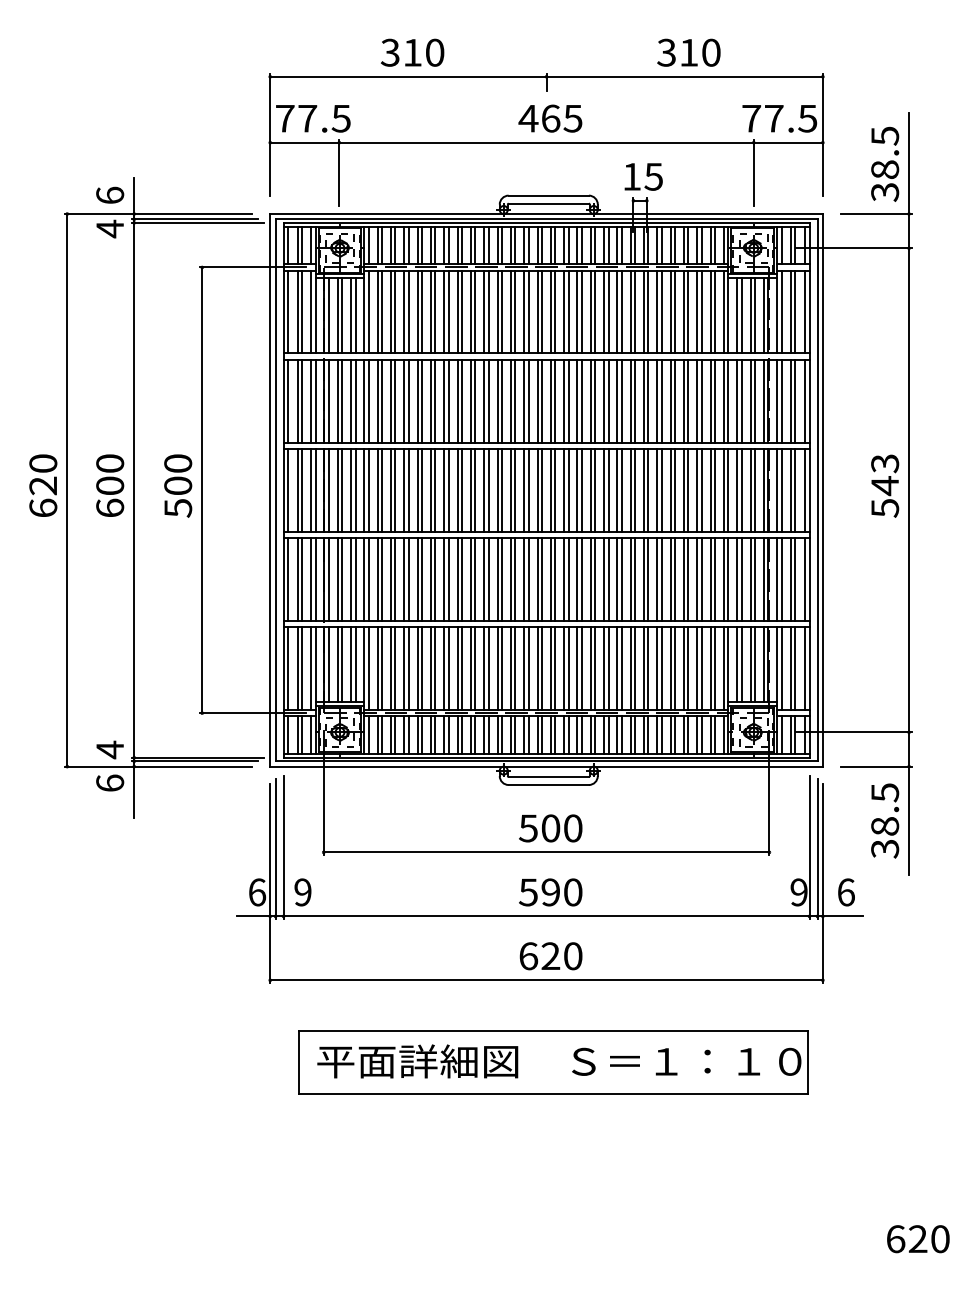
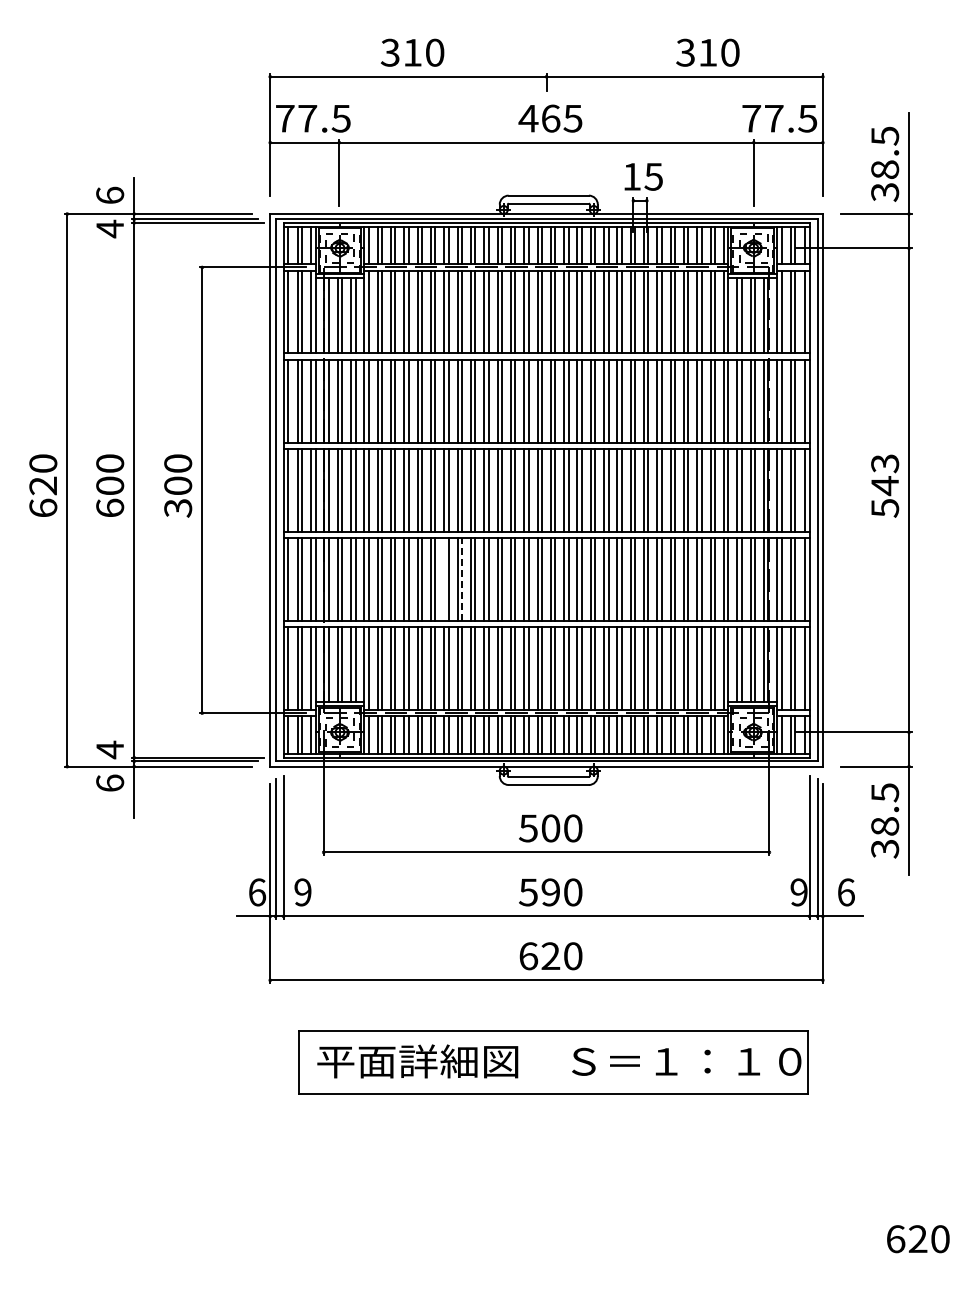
text position: (688, 52) -> (707, 52) (707, 52)
text: 500 -> 300 (177, 508)
line: solid -> dashed (462, 578)
line: present -> none (444, 579)
